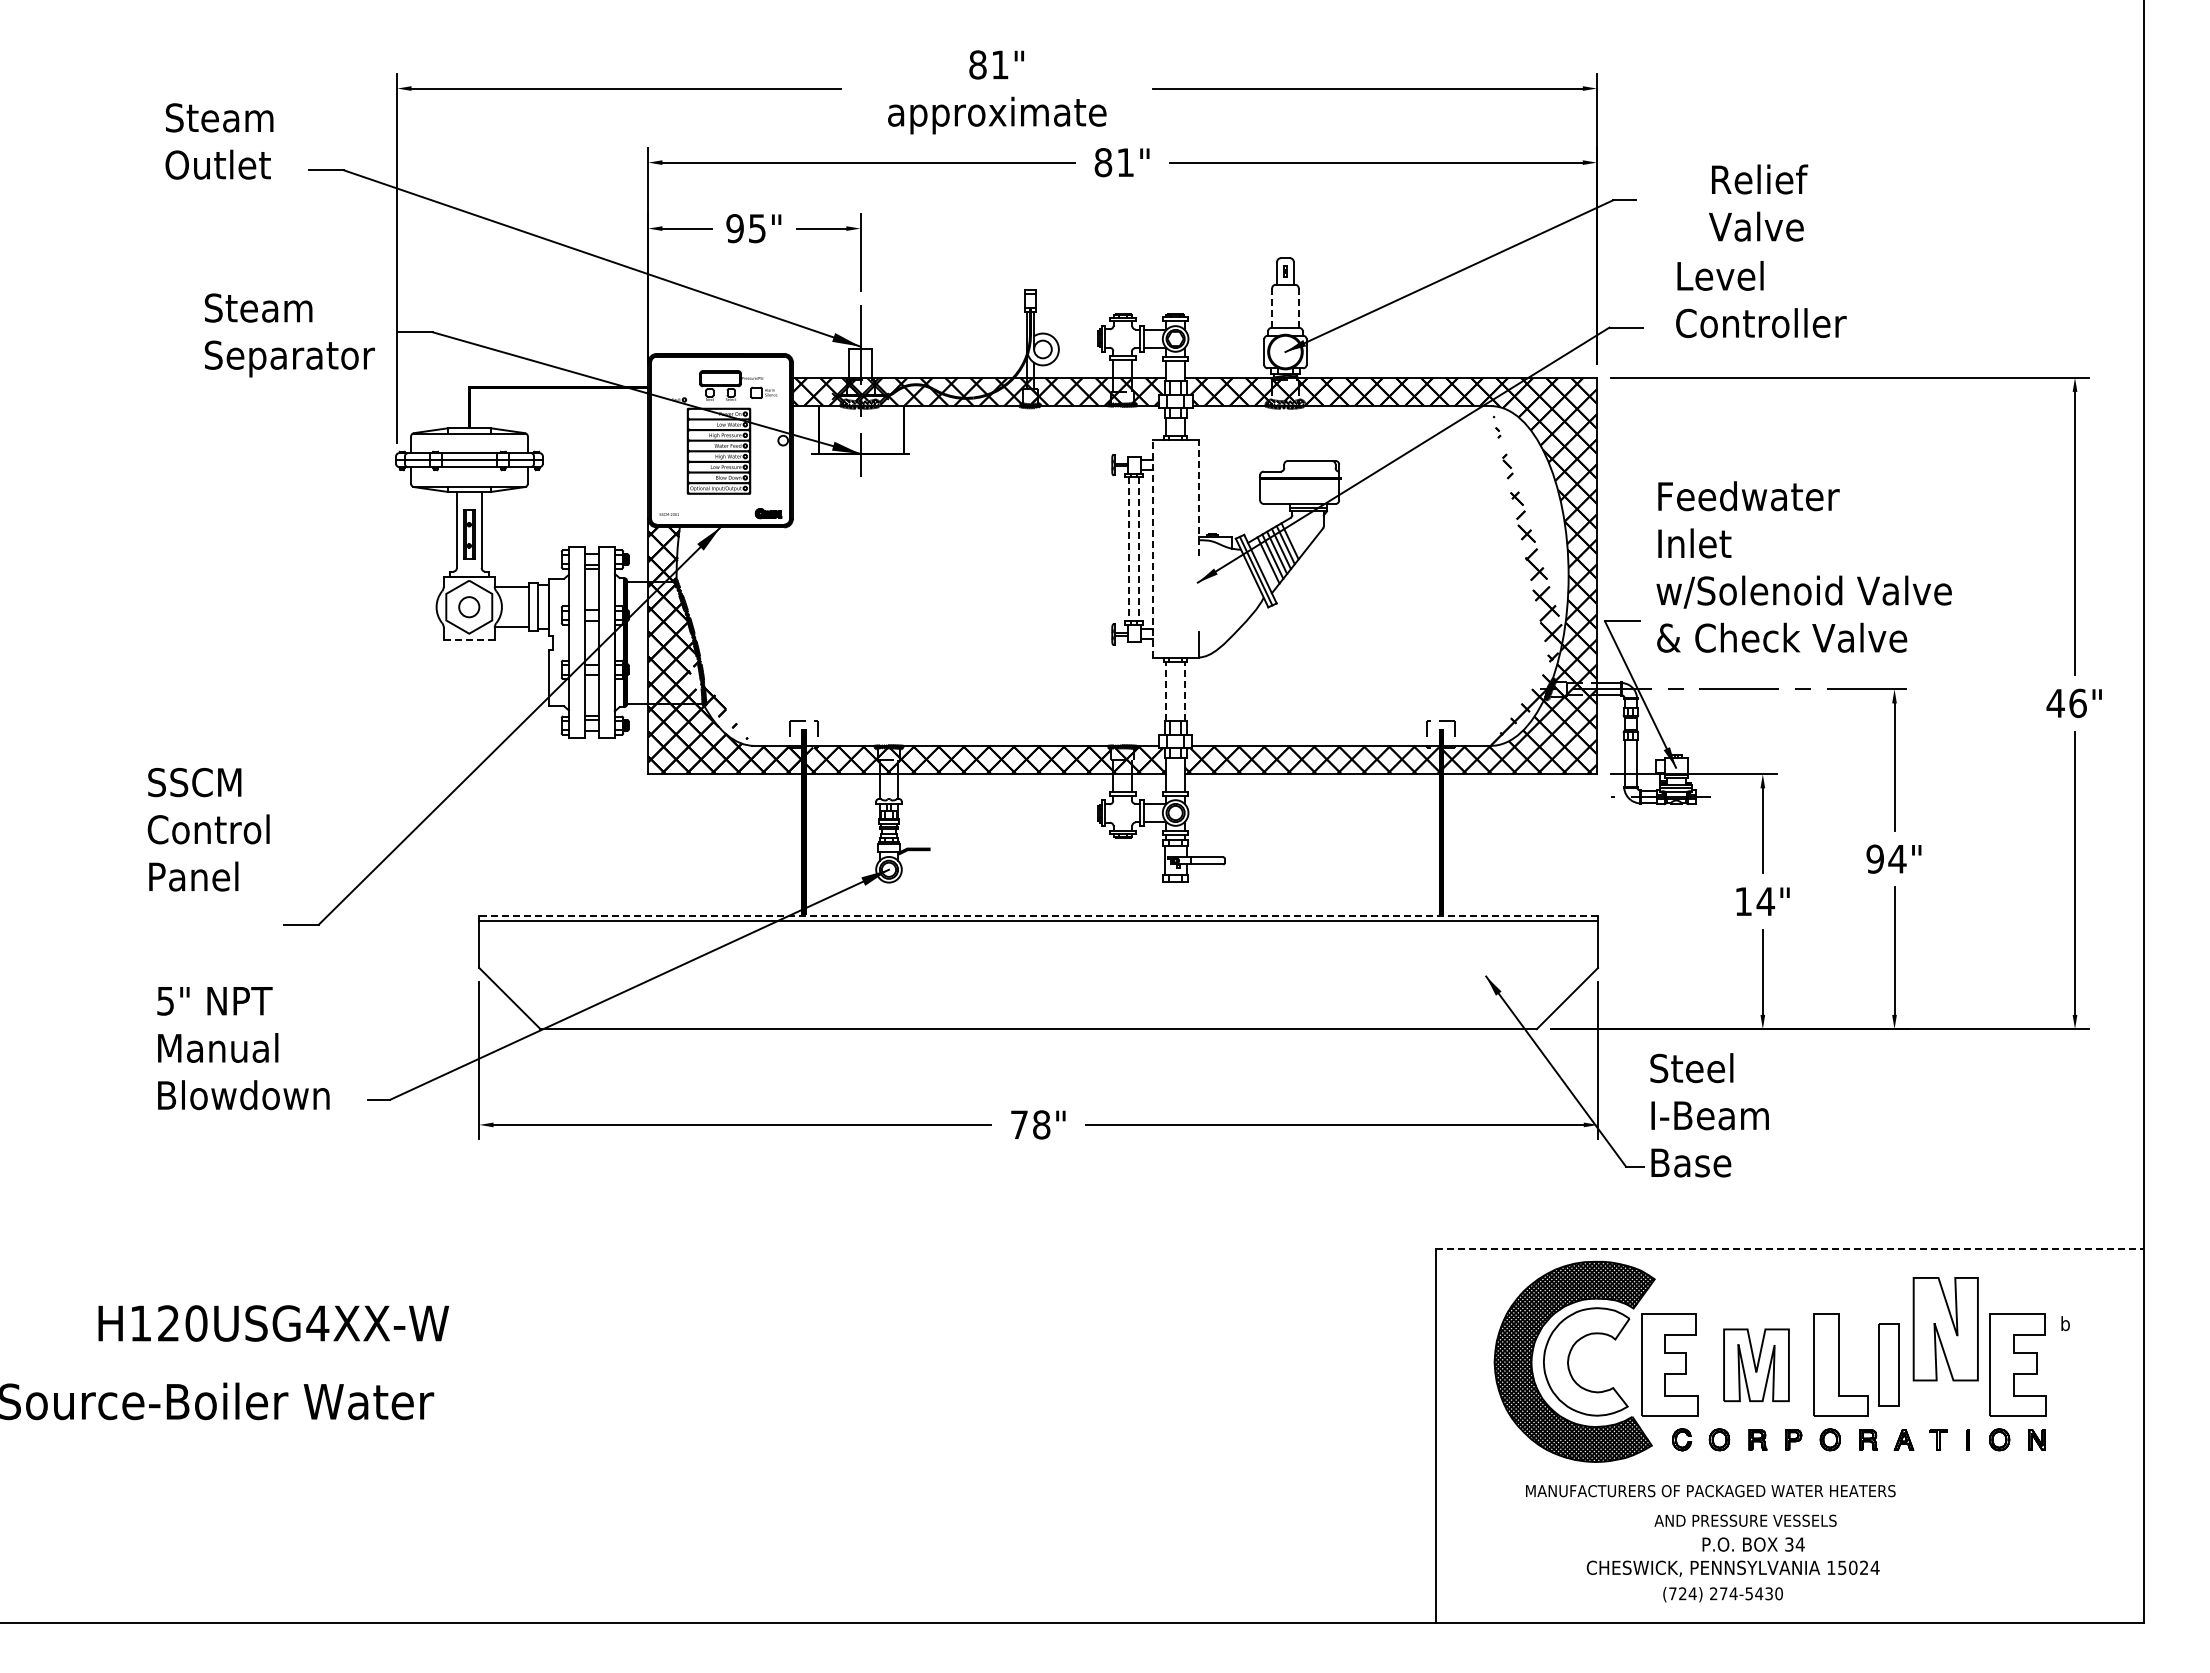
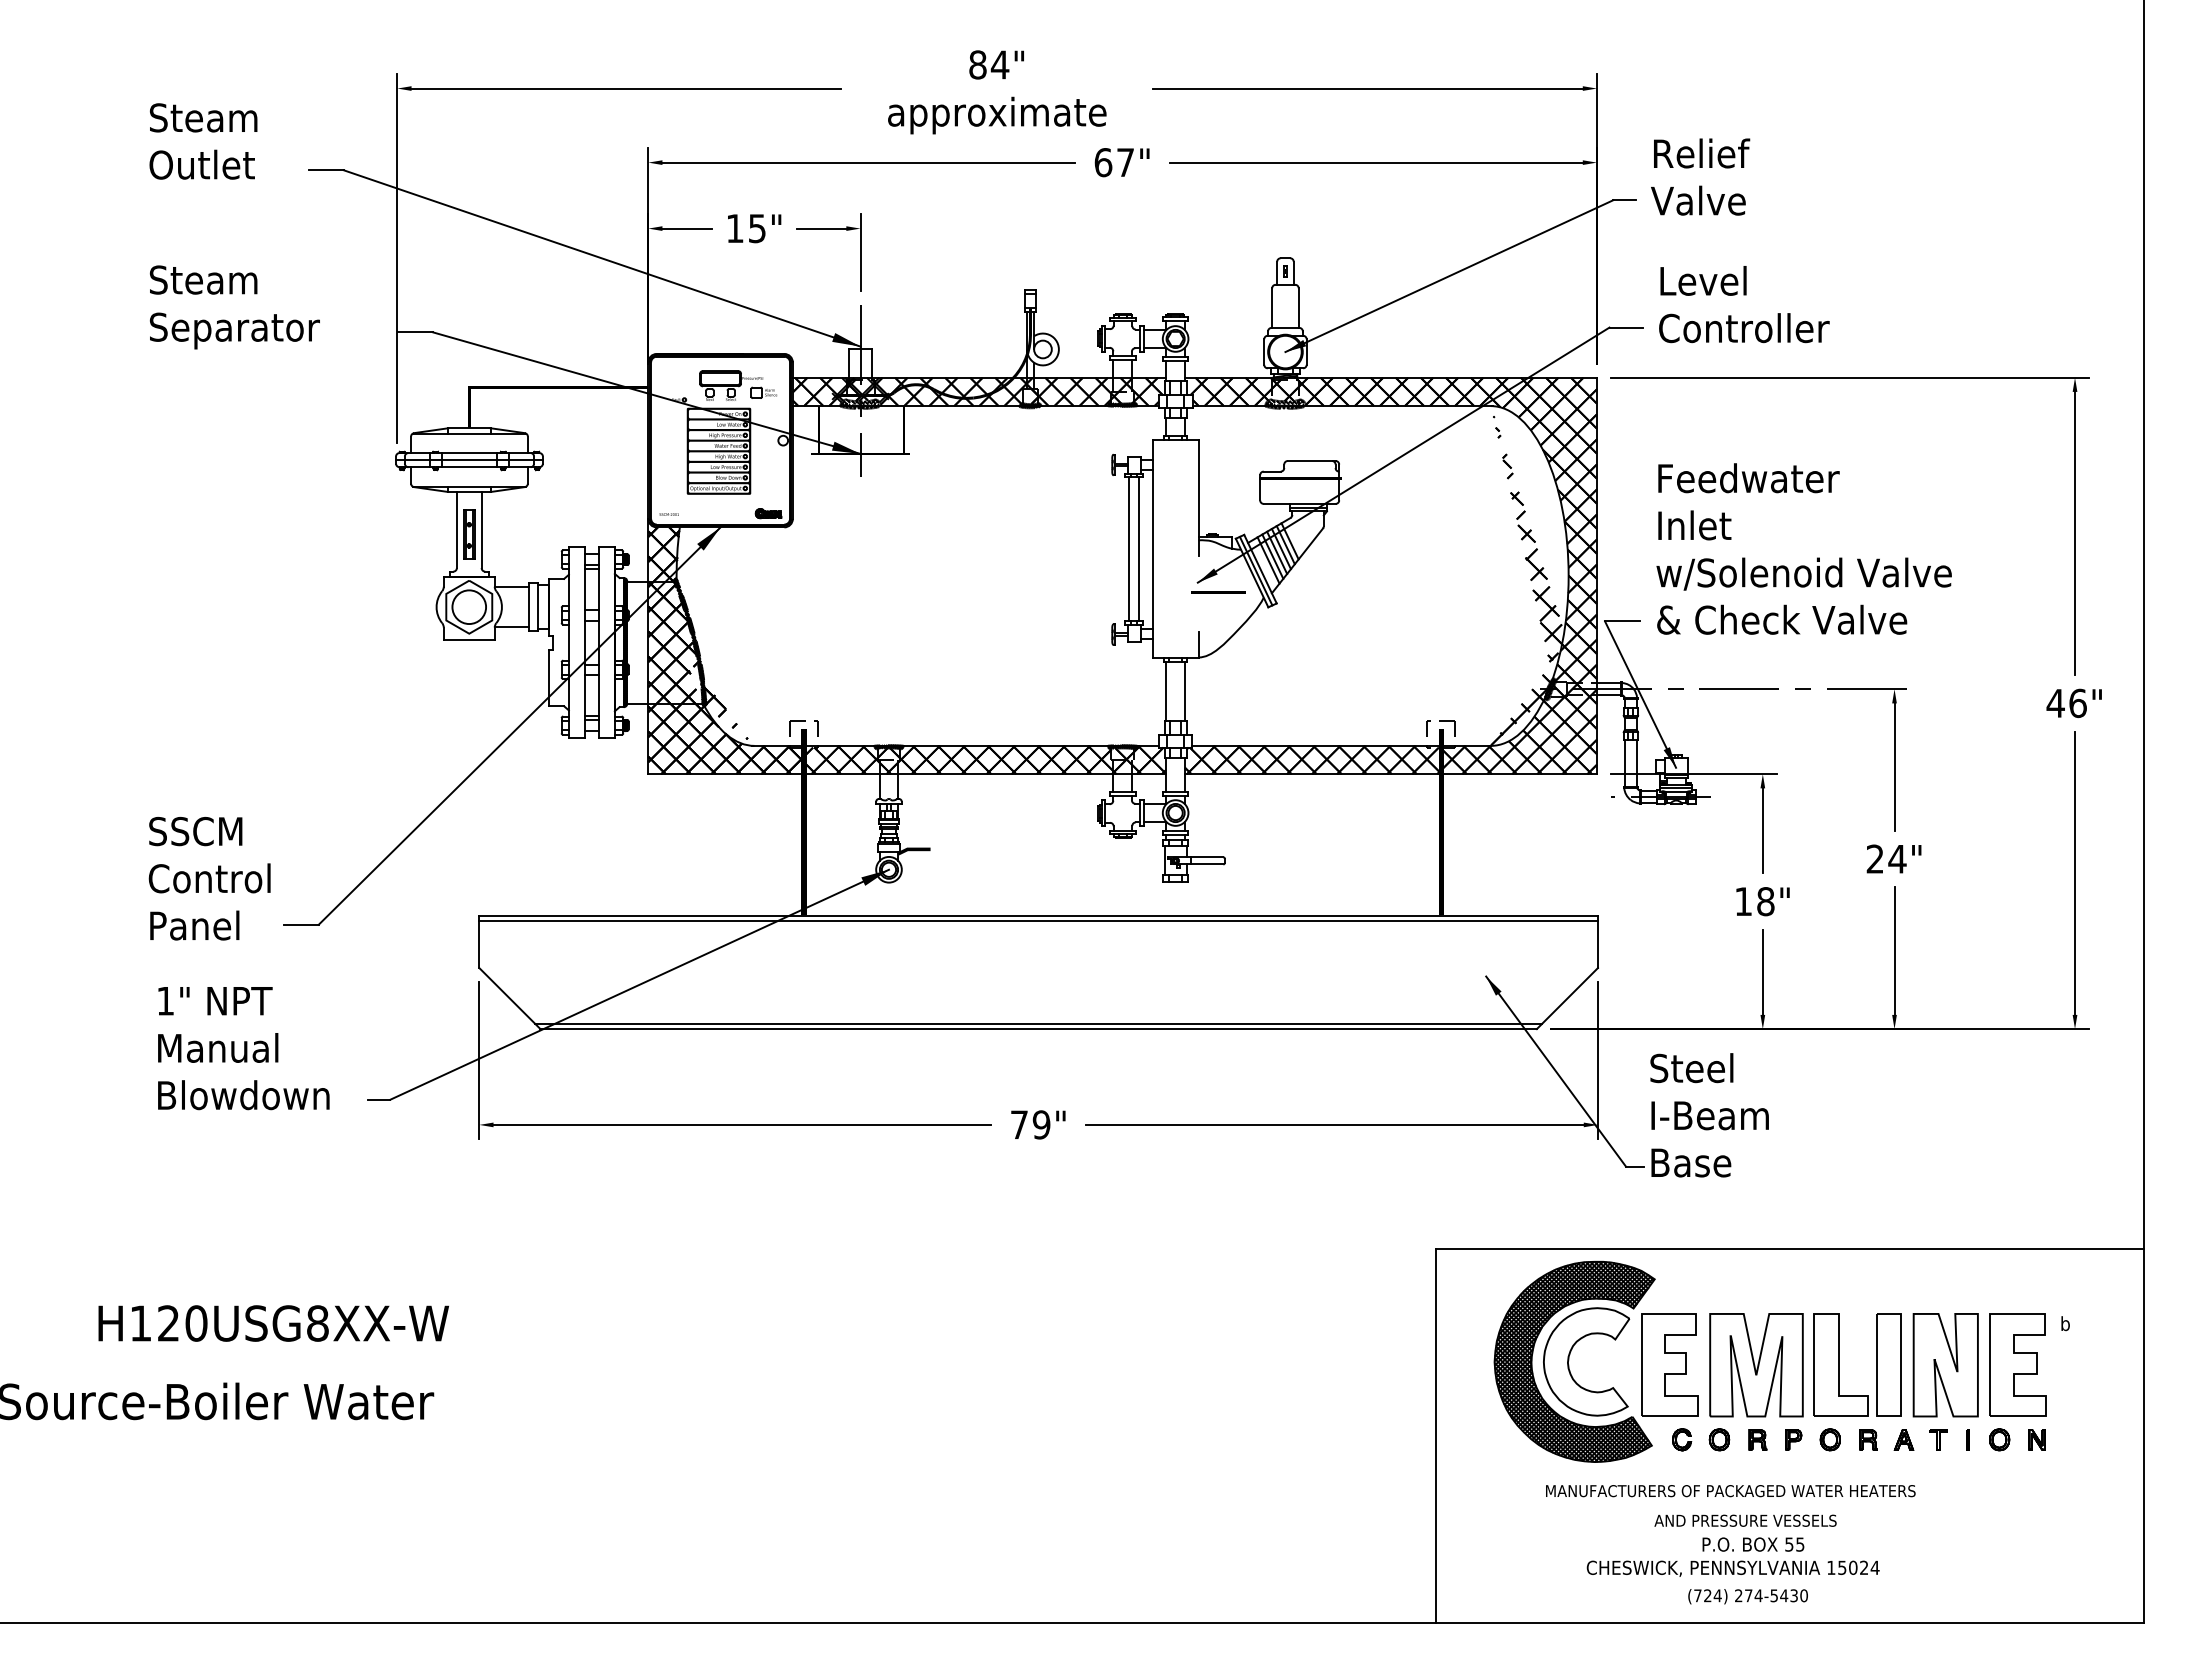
text: 81" -> 84" (999, 64)
text position: (219, 141) -> (203, 141) (203, 141)
text: 81" -> 67" (1113, 162)
text position: (1758, 202) -> (1700, 176) (1700, 176)
text: 95" -> 15" (734, 228)
text position: (1761, 299) -> (1744, 304) (1744, 304)
line: dashed -> solid (1272, 308)
line: dashed -> solid (1298, 308)
text position: (289, 335) -> (234, 307) (234, 307)
line: dashed -> solid (1198, 498)
line: dashed -> solid (1129, 549)
line: dashed -> solid (1139, 549)
line: dashed -> solid (1152, 549)
text position: (1803, 566) -> (1803, 548) (1803, 548)
line: none -> present (1218, 592)
circle diameter: 20 px -> 34 px (469, 607)
line: dashed -> solid (469, 640)
line: dashed -> solid (1166, 691)
line: dashed -> solid (1184, 691)
text position: (208, 829) -> (209, 878) (209, 878)
text: 94" -> 24" (1874, 858)
text: 14" -> 18" (1765, 901)
line: dashed -> solid (1038, 915)
text: 5" -> 1" (165, 1001)
line: none -> present (1038, 1023)
text: 78" -> 79" (1041, 1124)
line: dashed -> solid (1789, 1248)
text: H120USG4XX-W -> H120USG8XX-W (317, 1323)
part position: (1945, 1329) -> (1945, 1365) (1945, 1365)
part size: 22x84 px -> 26x104 px (1888, 1364)
part size: 67x75 px -> 95x105 px (1756, 1365)
text position: (1710, 1491) -> (1730, 1491) (1730, 1491)
text: 34 -> 55 (1794, 1544)
text position: (1722, 1594) -> (1747, 1596) (1747, 1596)
